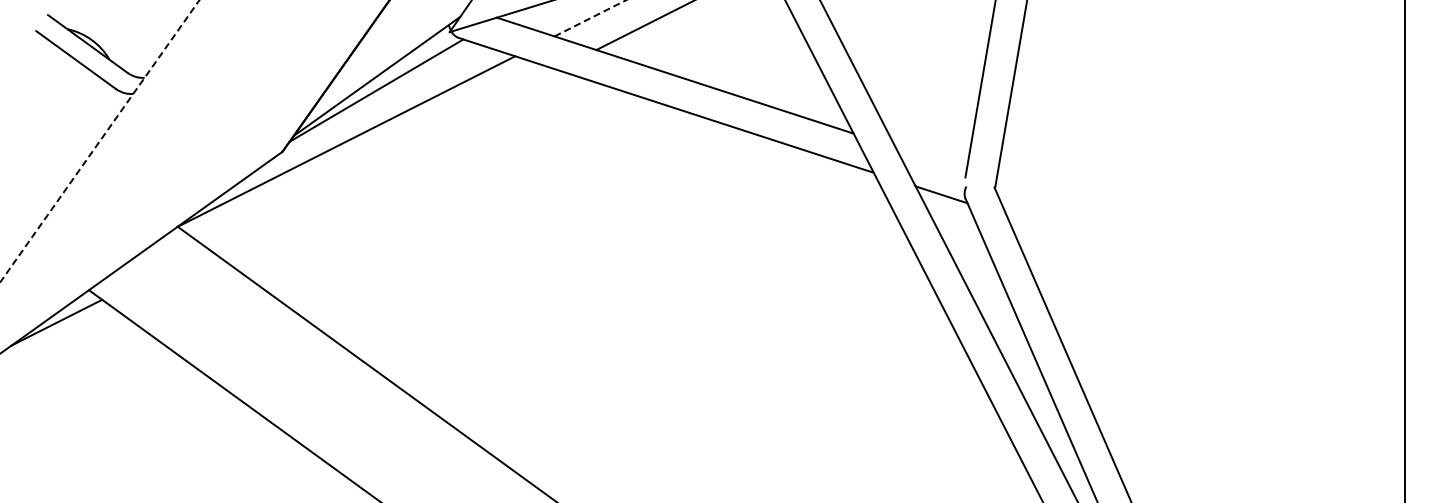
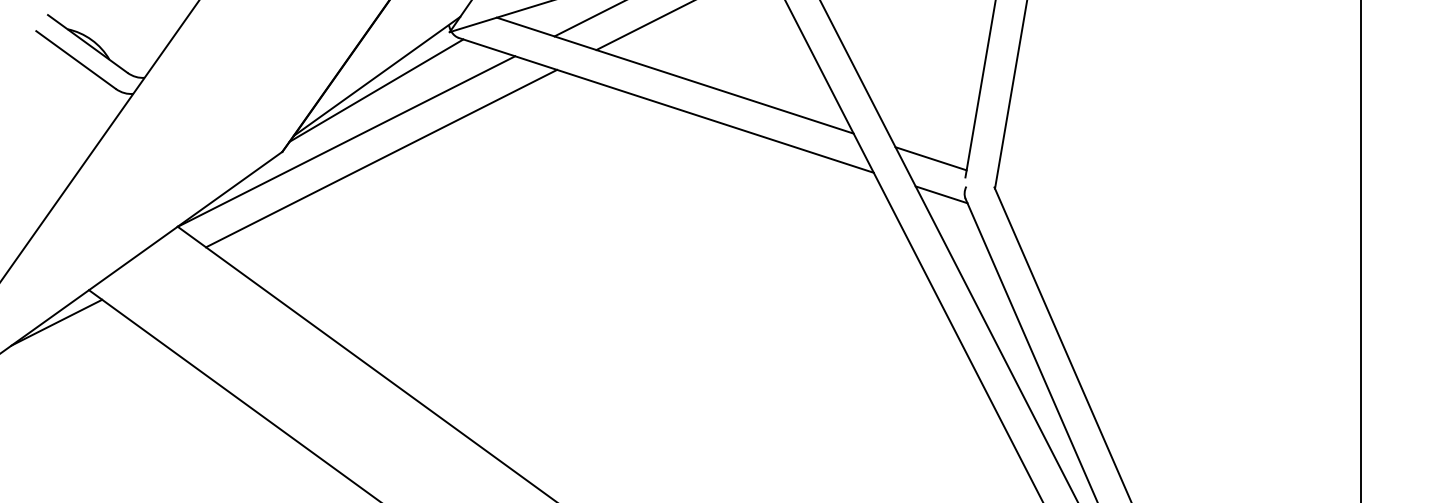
line: dashed -> solid (590, 18)
line: dashed -> solid (100, 140)
line: none -> present (381, 158)
line: none -> present (930, 158)
line position: (1405, 250) -> (1361, 250) (1361, 250)
